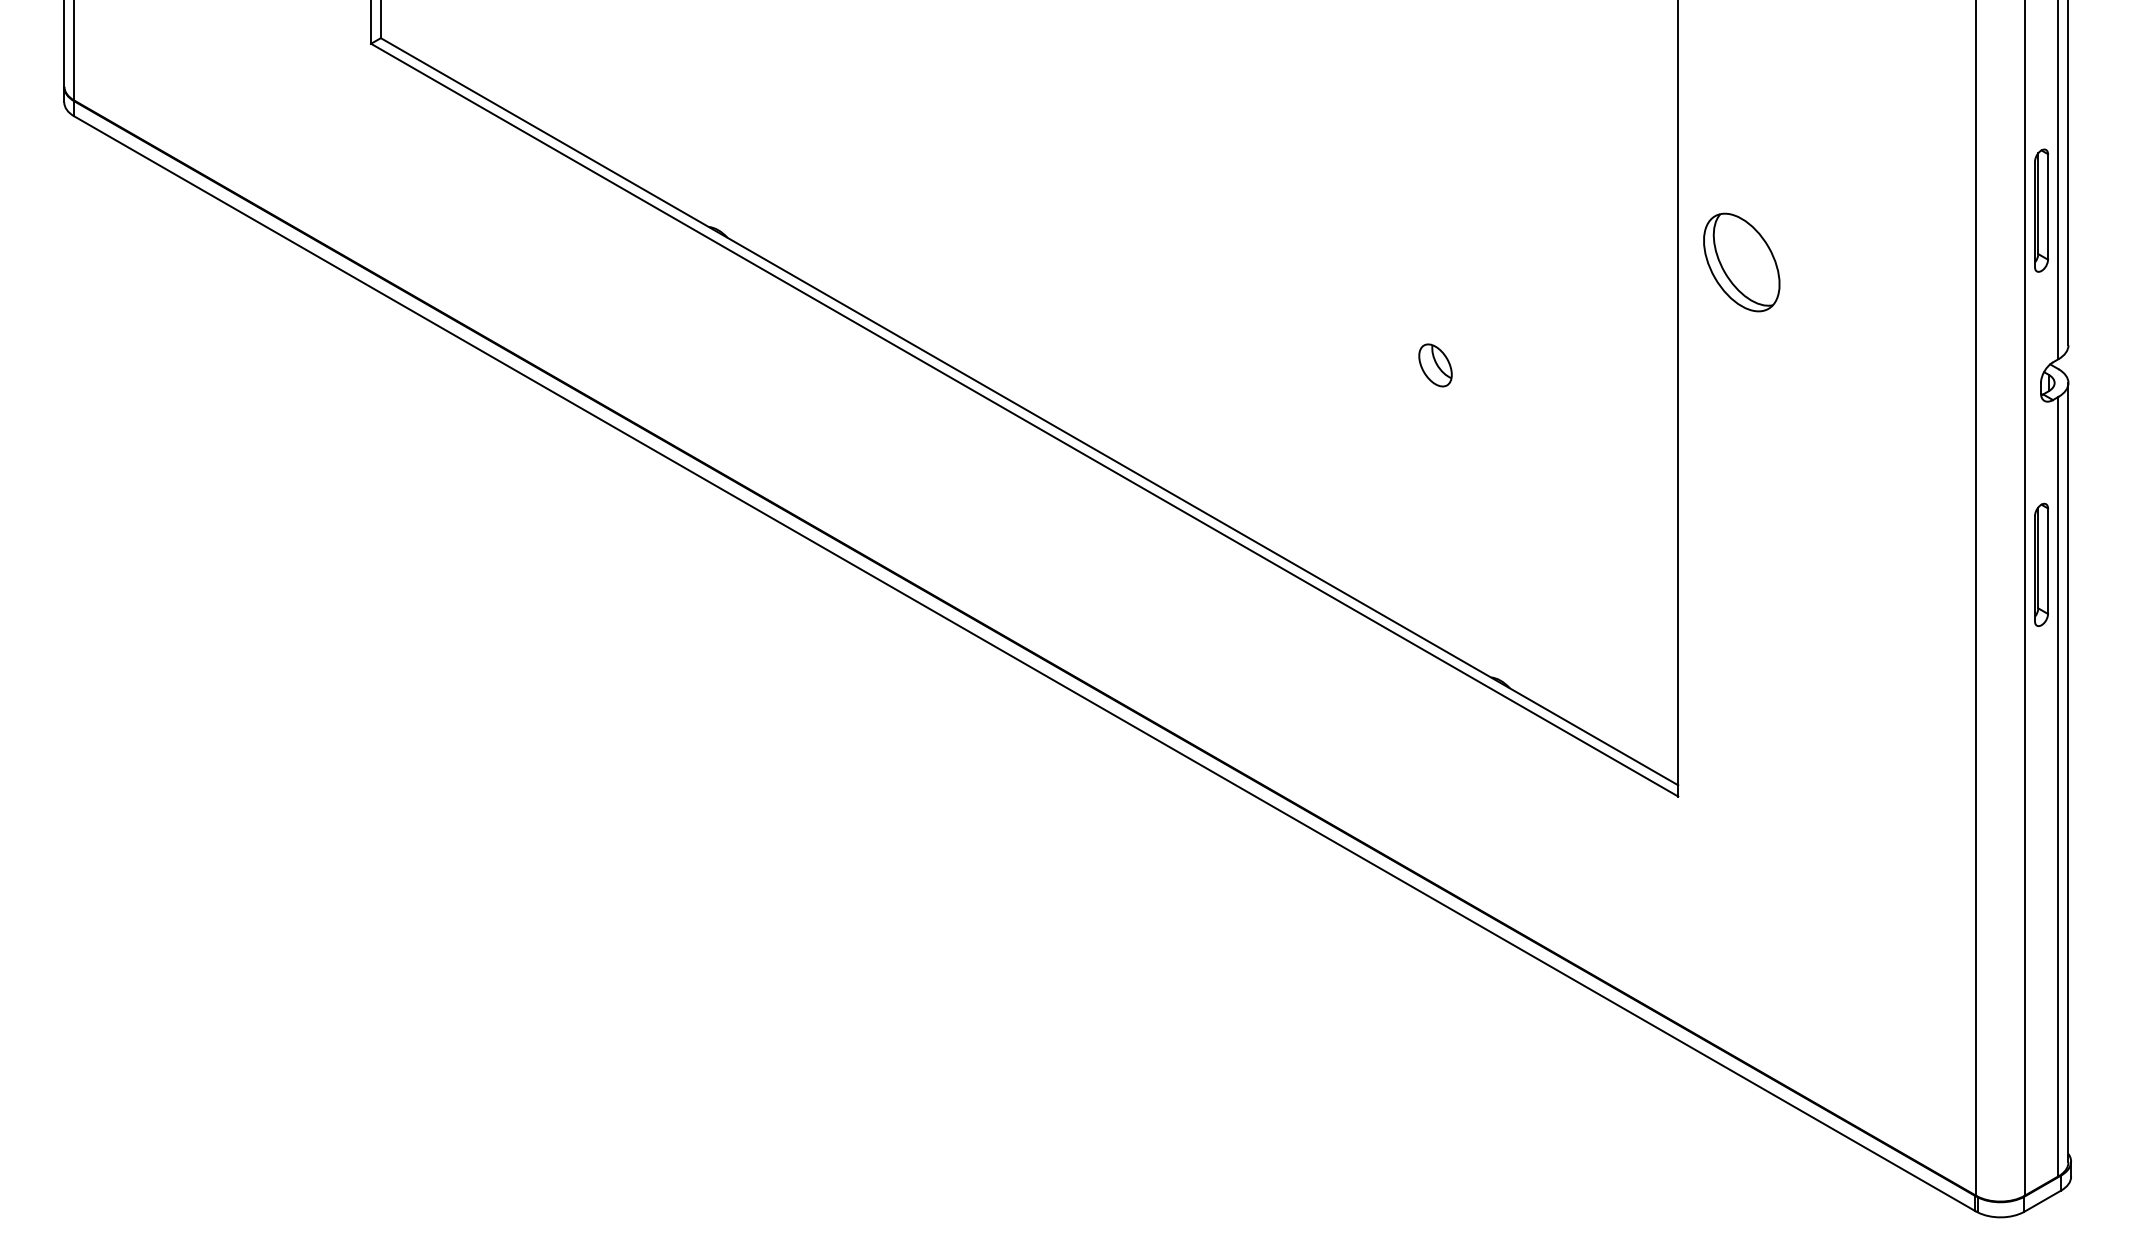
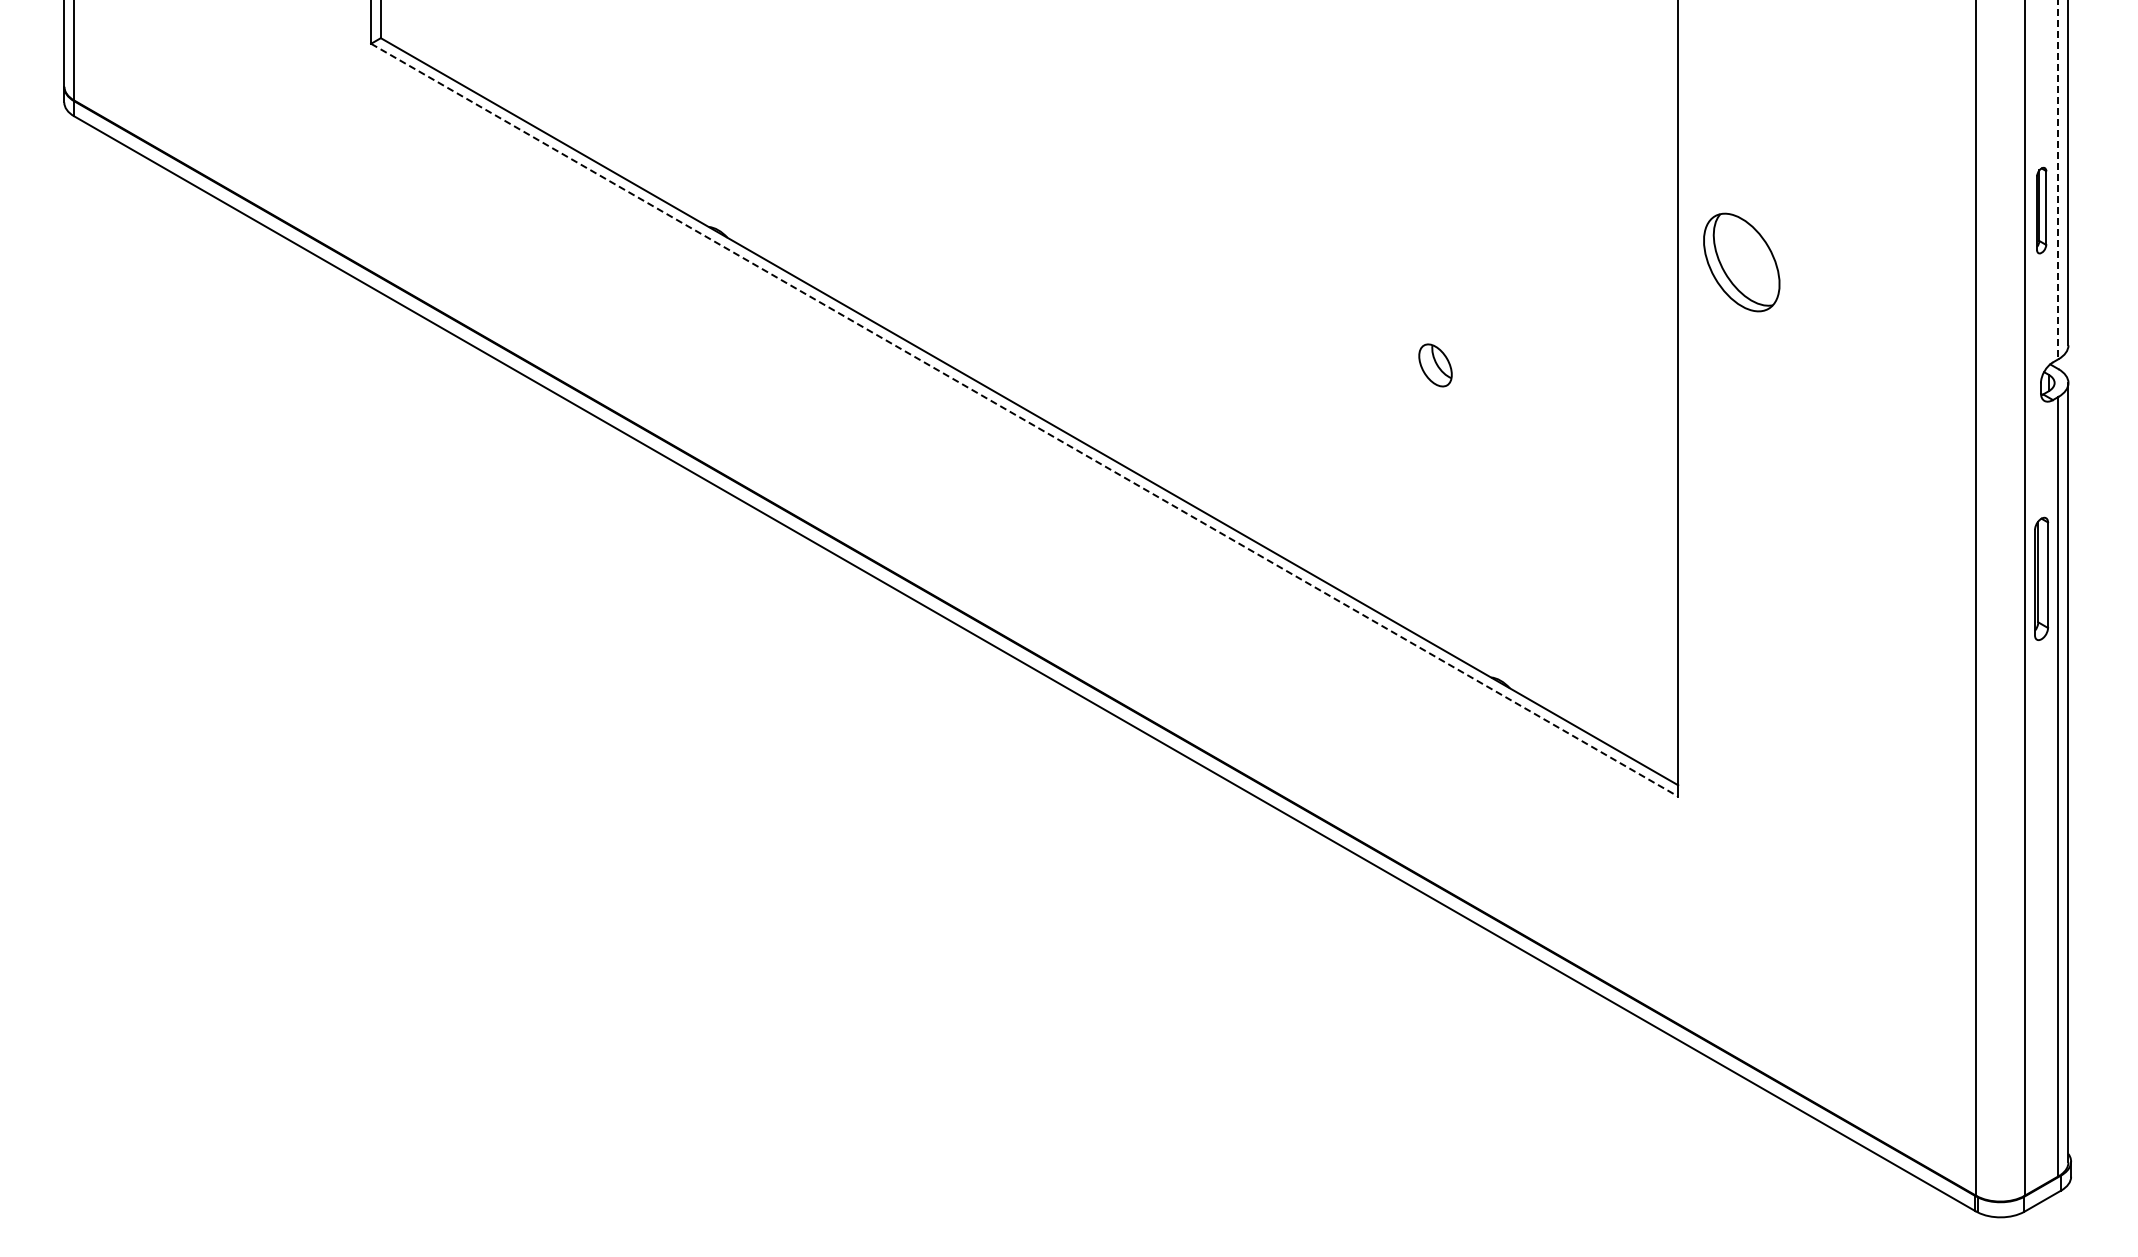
line: solid -> dashed (2058, 180)
part size: 16x125 px -> 12x88 px (2041, 210)
line: solid -> dashed (1025, 420)
part position: (2041, 564) -> (2041, 578) (2041, 578)
